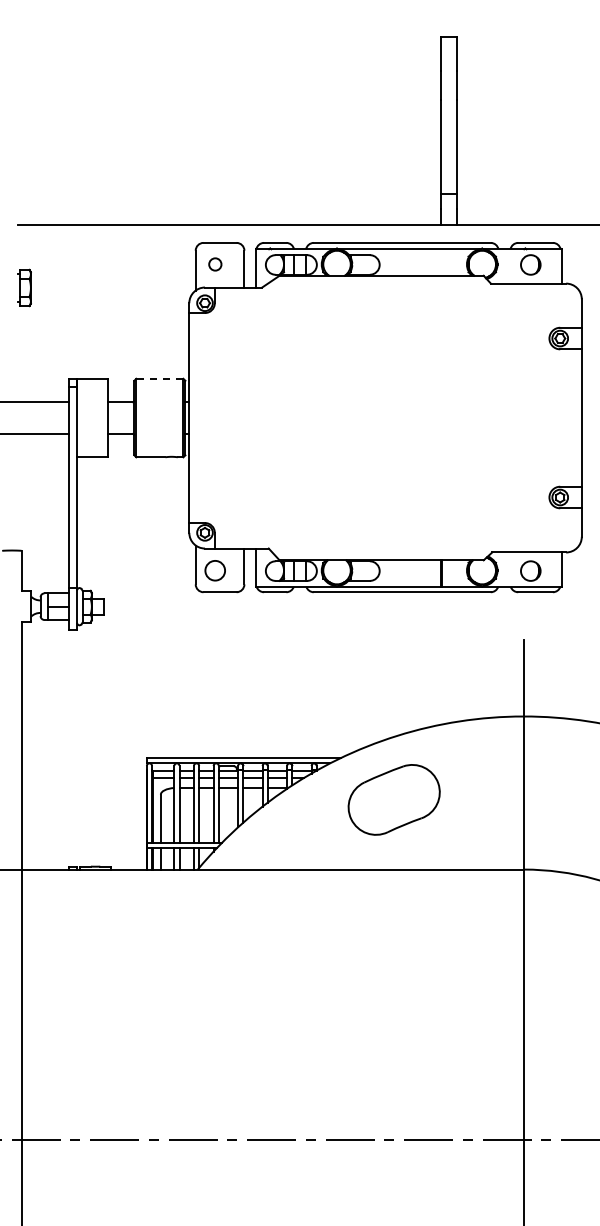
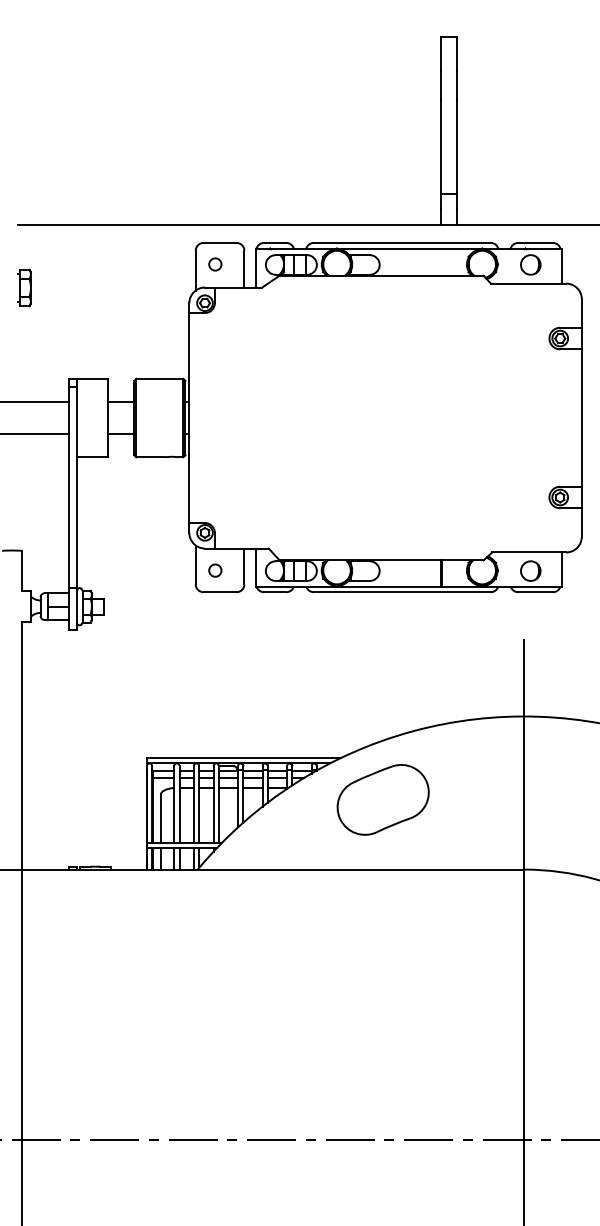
line: dashed -> solid (159, 378)
circle size: 22x22 px -> 15x15 px (215, 570)
part position: (393, 799) -> (382, 799) (382, 799)
